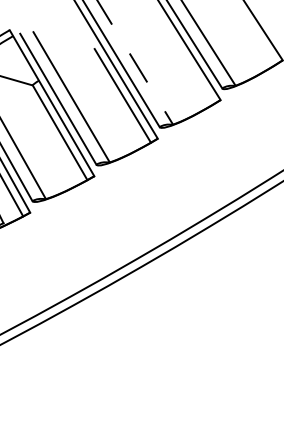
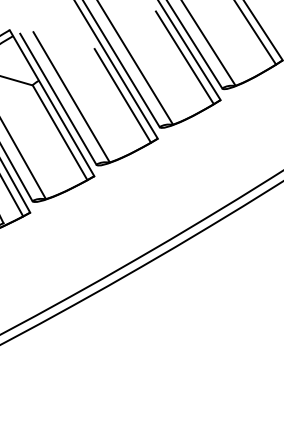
line: none -> present (255, 33)
line: none -> present (184, 57)
line: dashed -> solid (135, 63)
